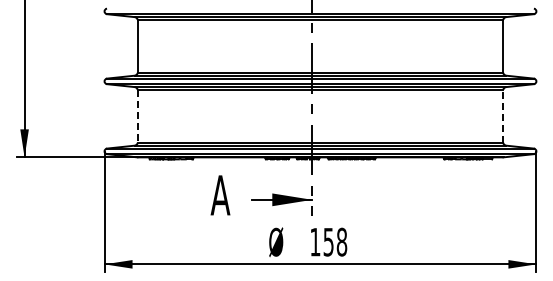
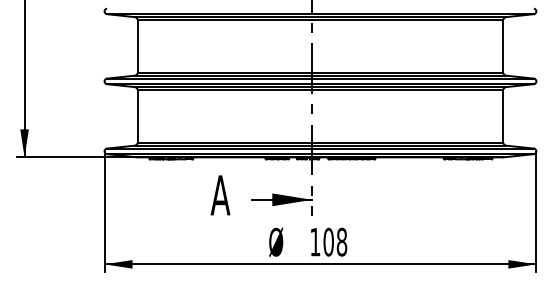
line: dashed -> solid (503, 115)
line: dashed -> solid (137, 116)
text: 158 -> 108 (328, 241)
